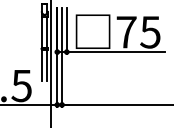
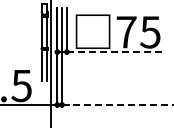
line: solid -> dashed (115, 52)
line: solid -> dashed (118, 104)
